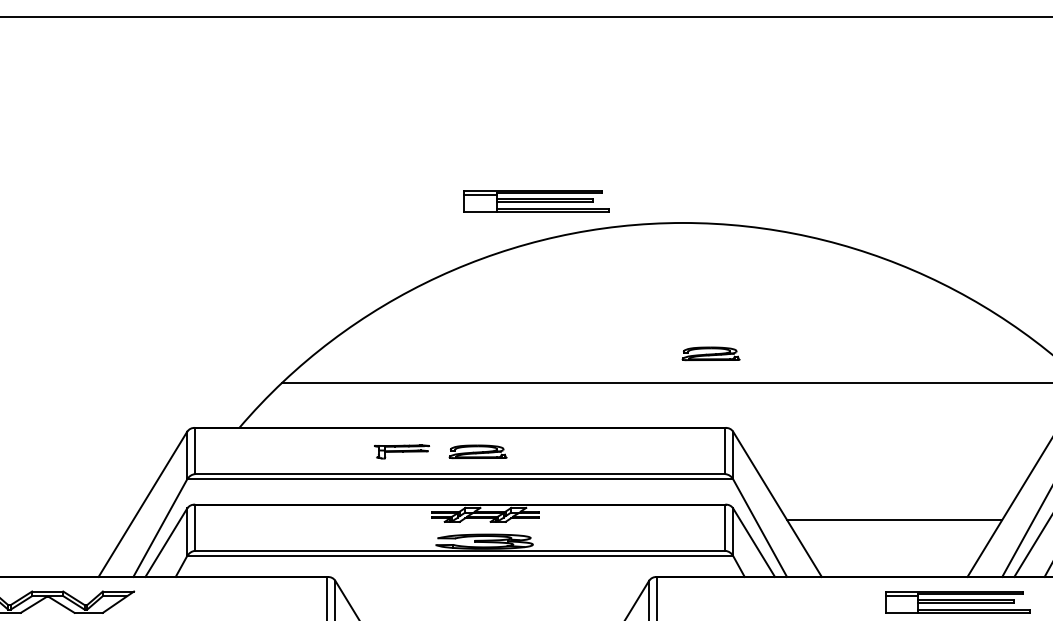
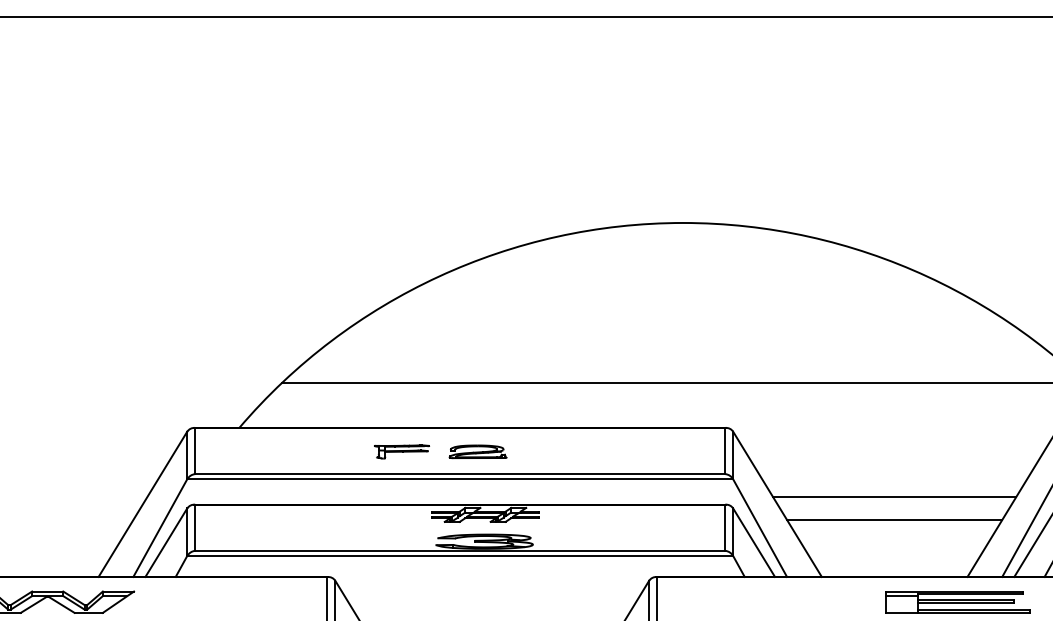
part: present -> none (536, 201)
part: present -> none (710, 353)
line: none -> present (894, 497)
